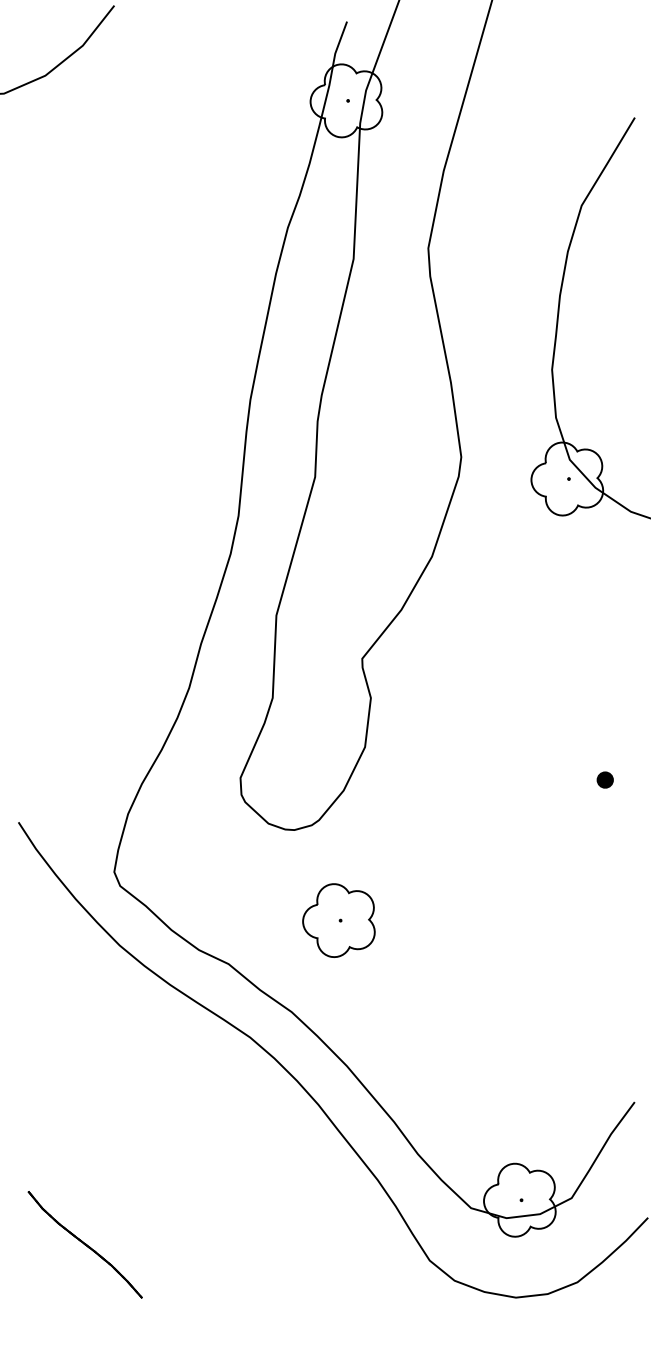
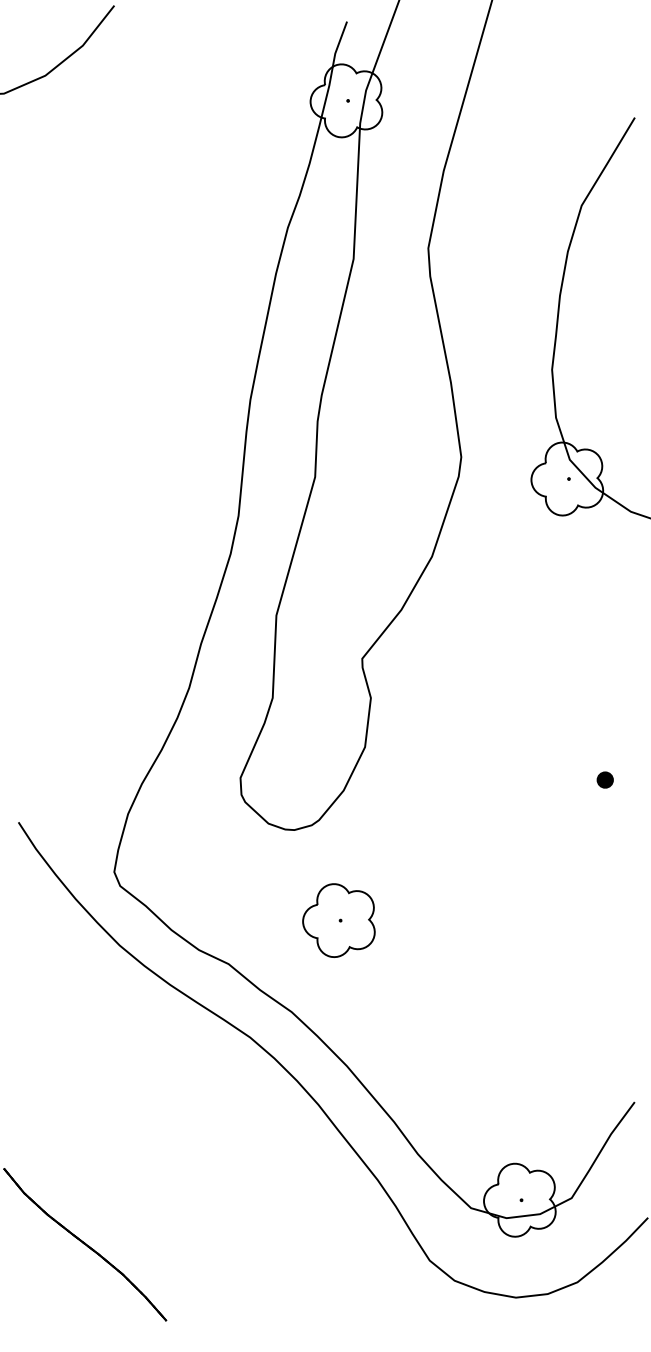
part size: 116x108 px -> 165x154 px (85, 1244)
